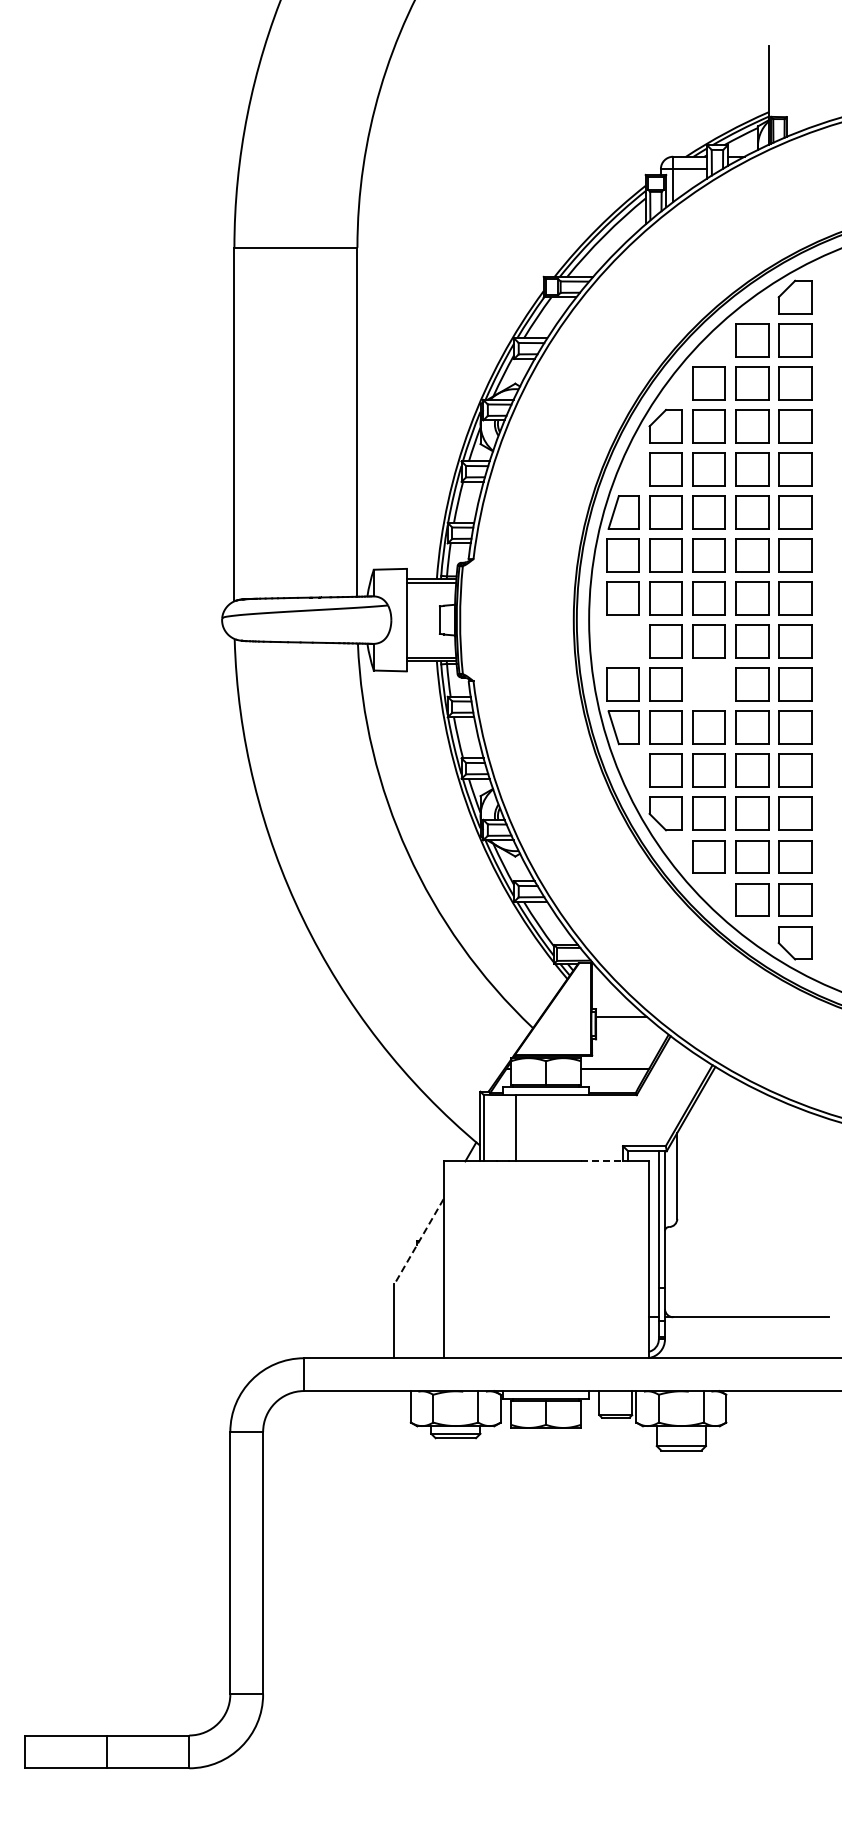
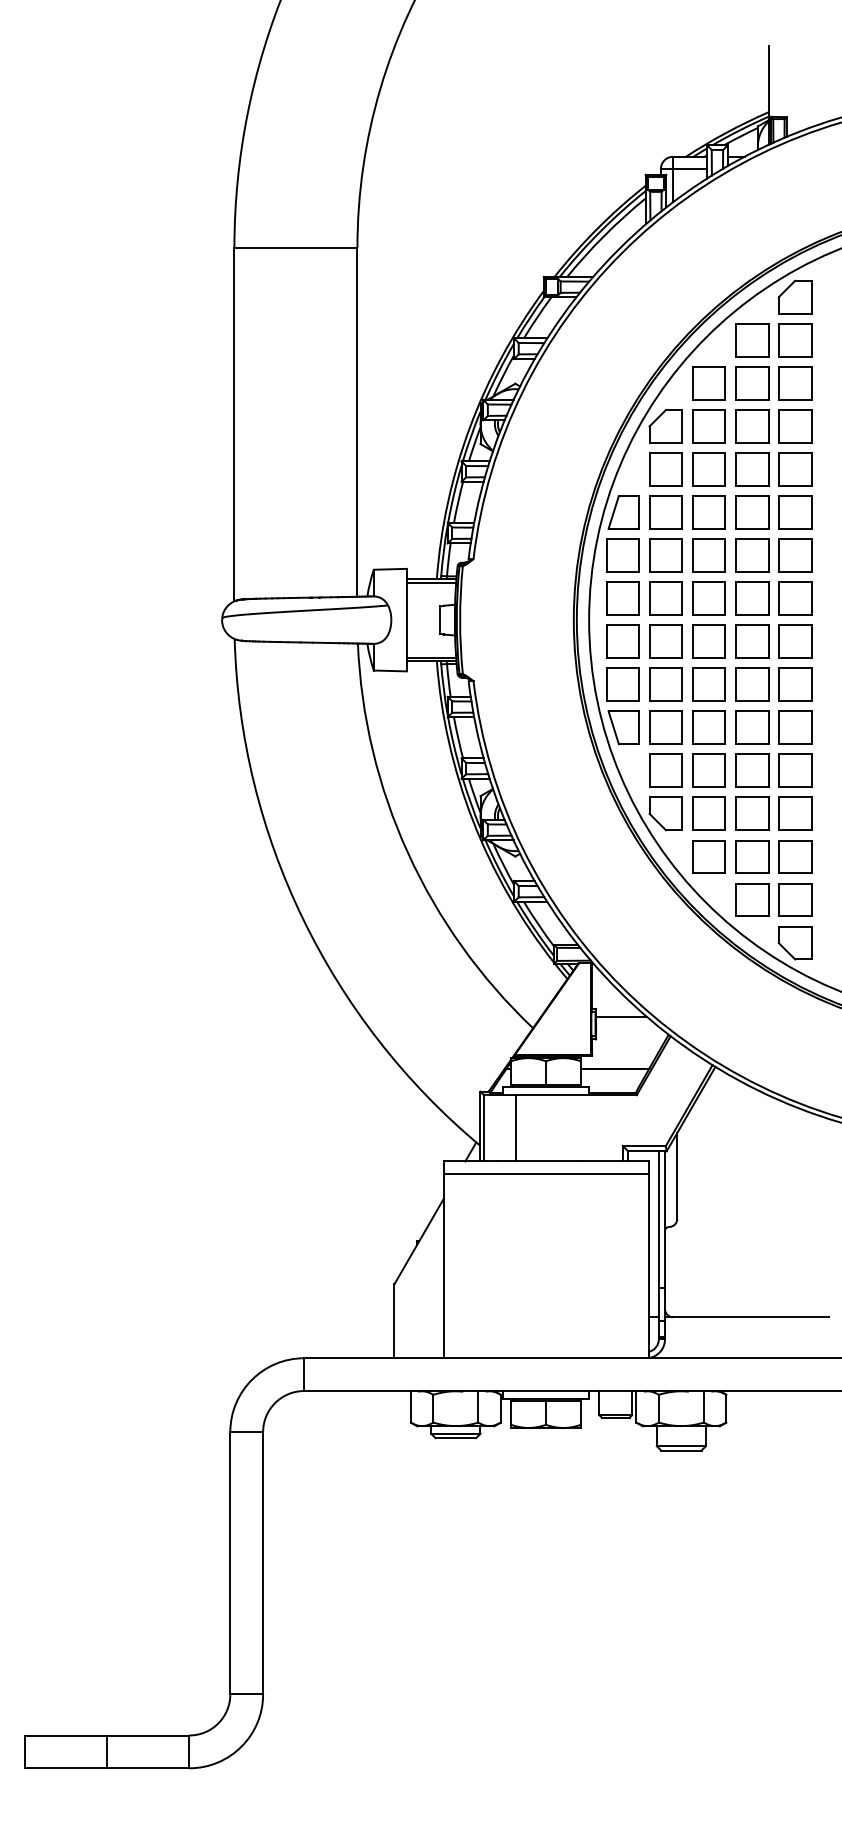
part: none -> present (622, 641)
part: none -> present (708, 684)
line: dashed -> solid (602, 1161)
line: none -> present (545, 1173)
line: dashed -> solid (418, 1242)
